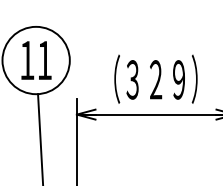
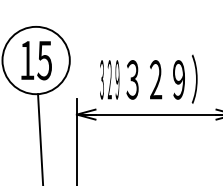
text: 11 -> 15 (44, 60)
text: （ -> ３２９ (110, 78)
